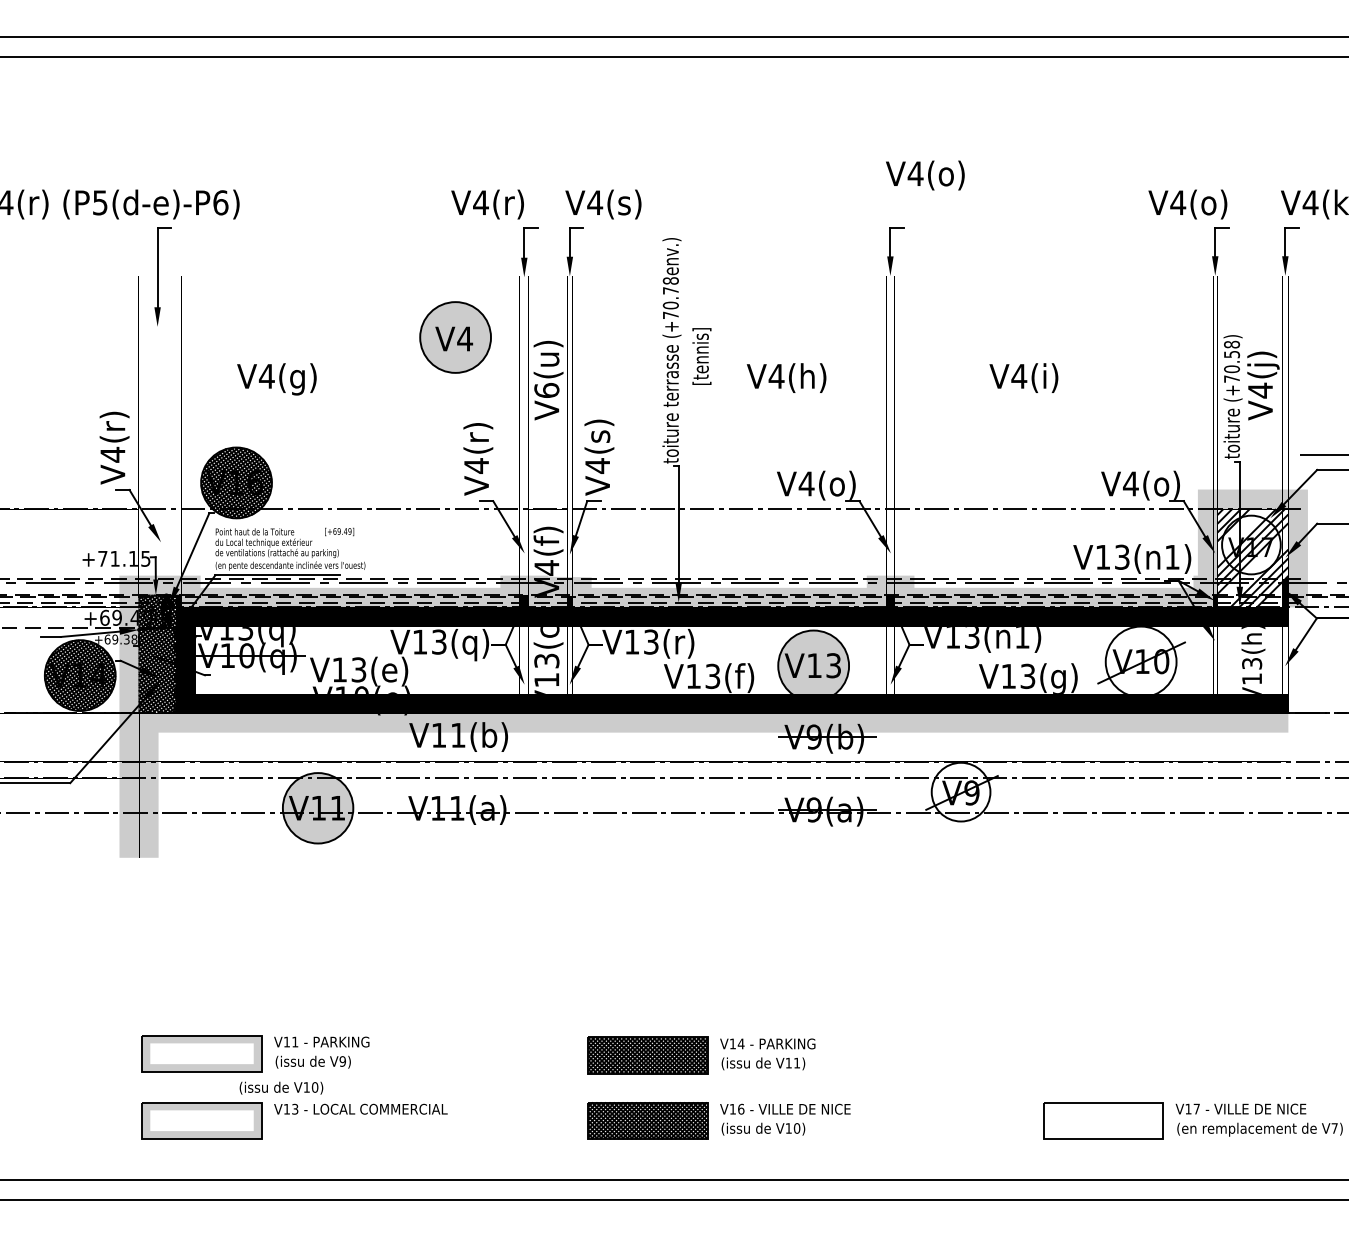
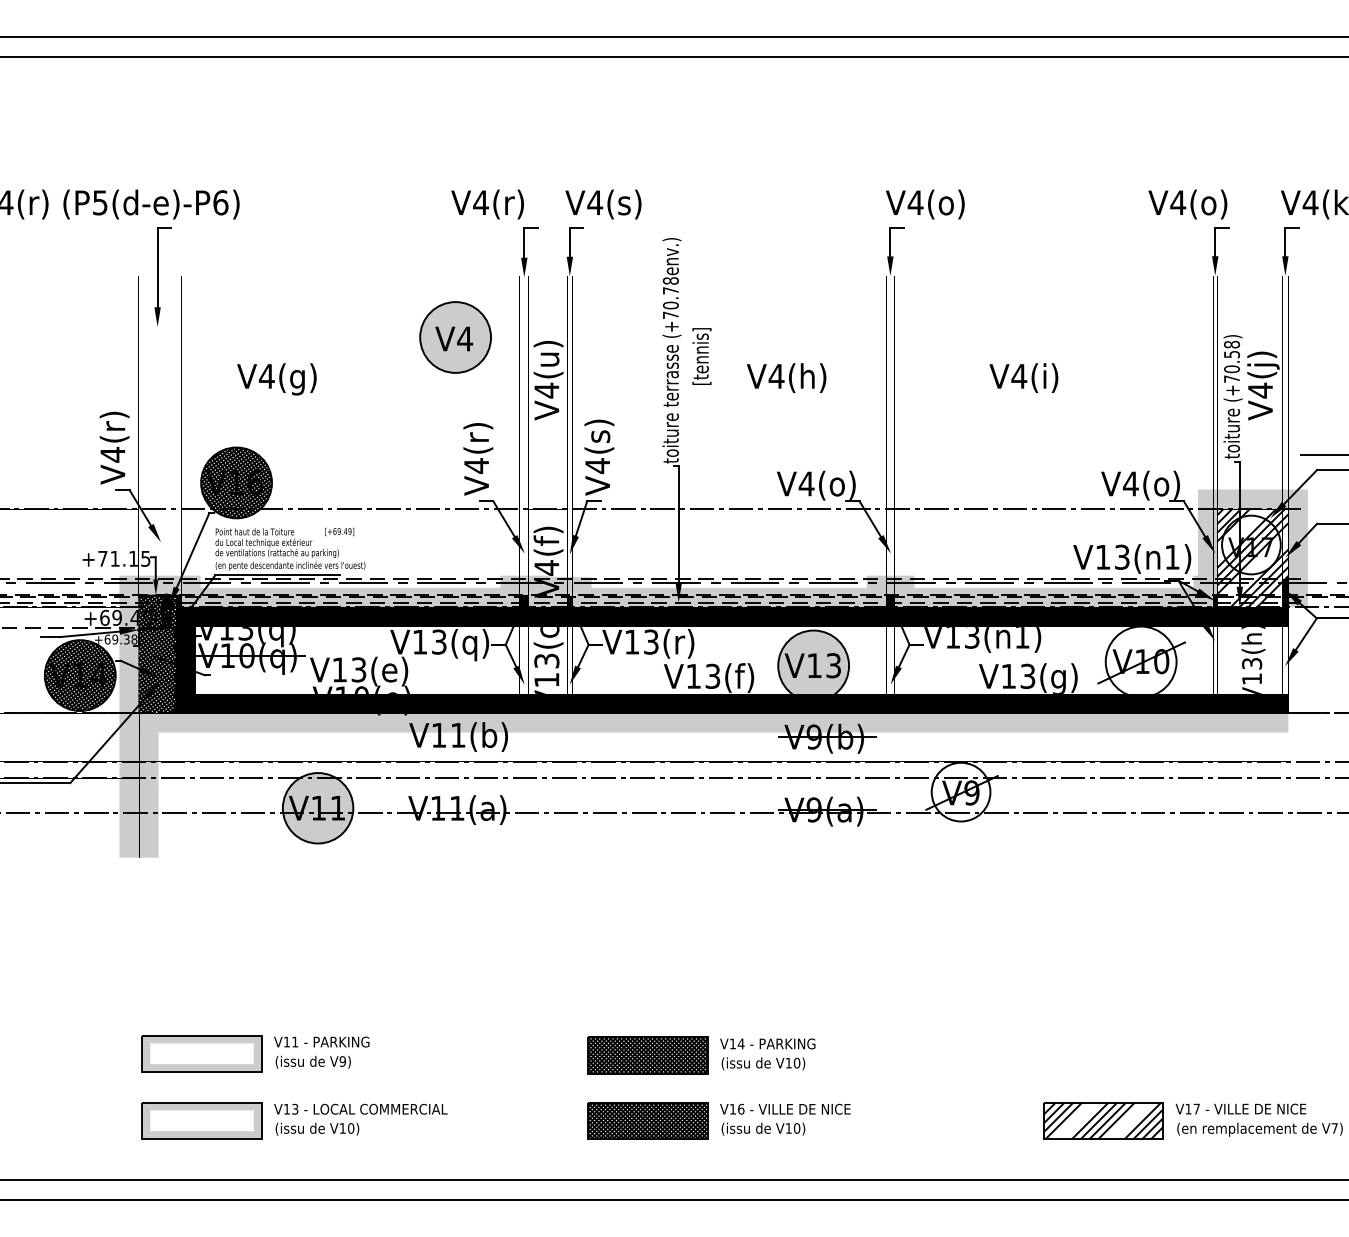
text position: (925, 175) -> (925, 204) (925, 204)
text: V6(u) -> V4(u) (546, 390)
text: V11) -> V10) (796, 1062)
text position: (281, 1087) -> (317, 1128) (317, 1128)
hatch: none -> present (1103, 1120)
